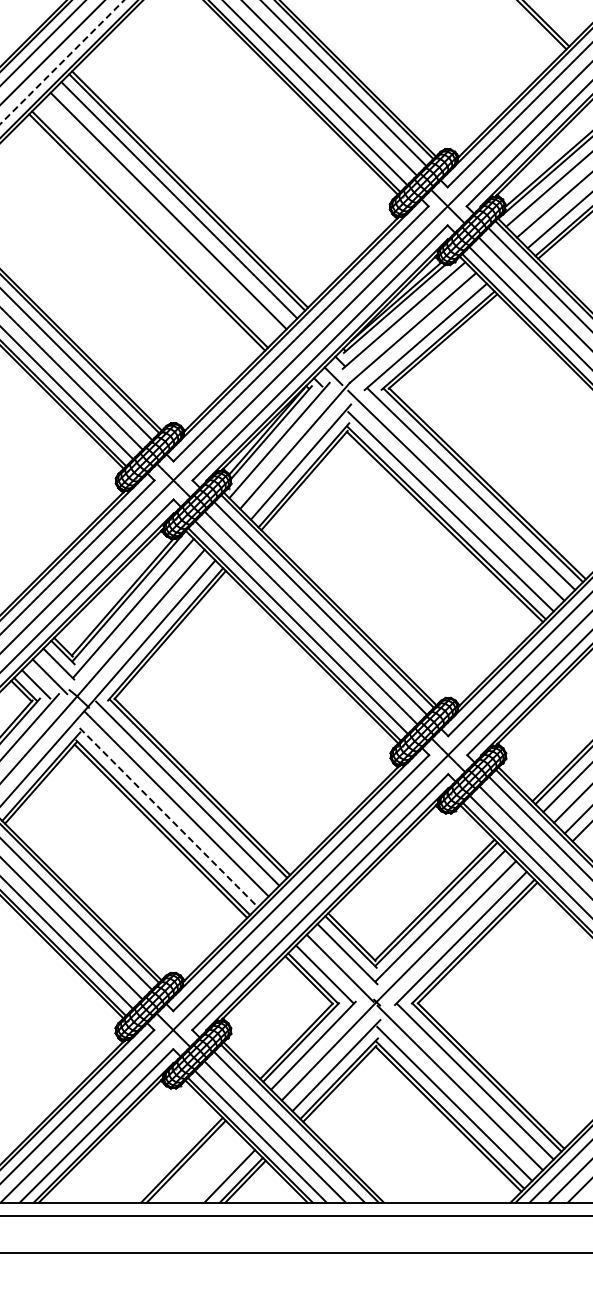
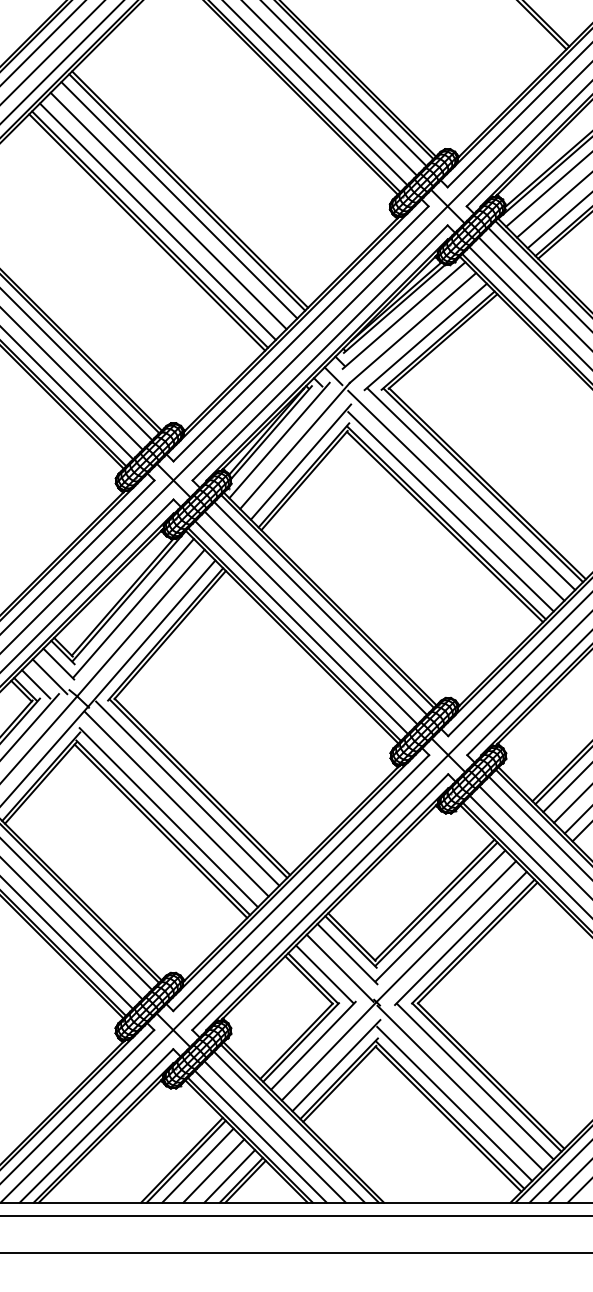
line: dashed -> solid (61, 62)
line: none -> present (157, 221)
line: dashed -> solid (169, 818)
line: none -> present (197, 1165)
line: none -> present (213, 1170)
